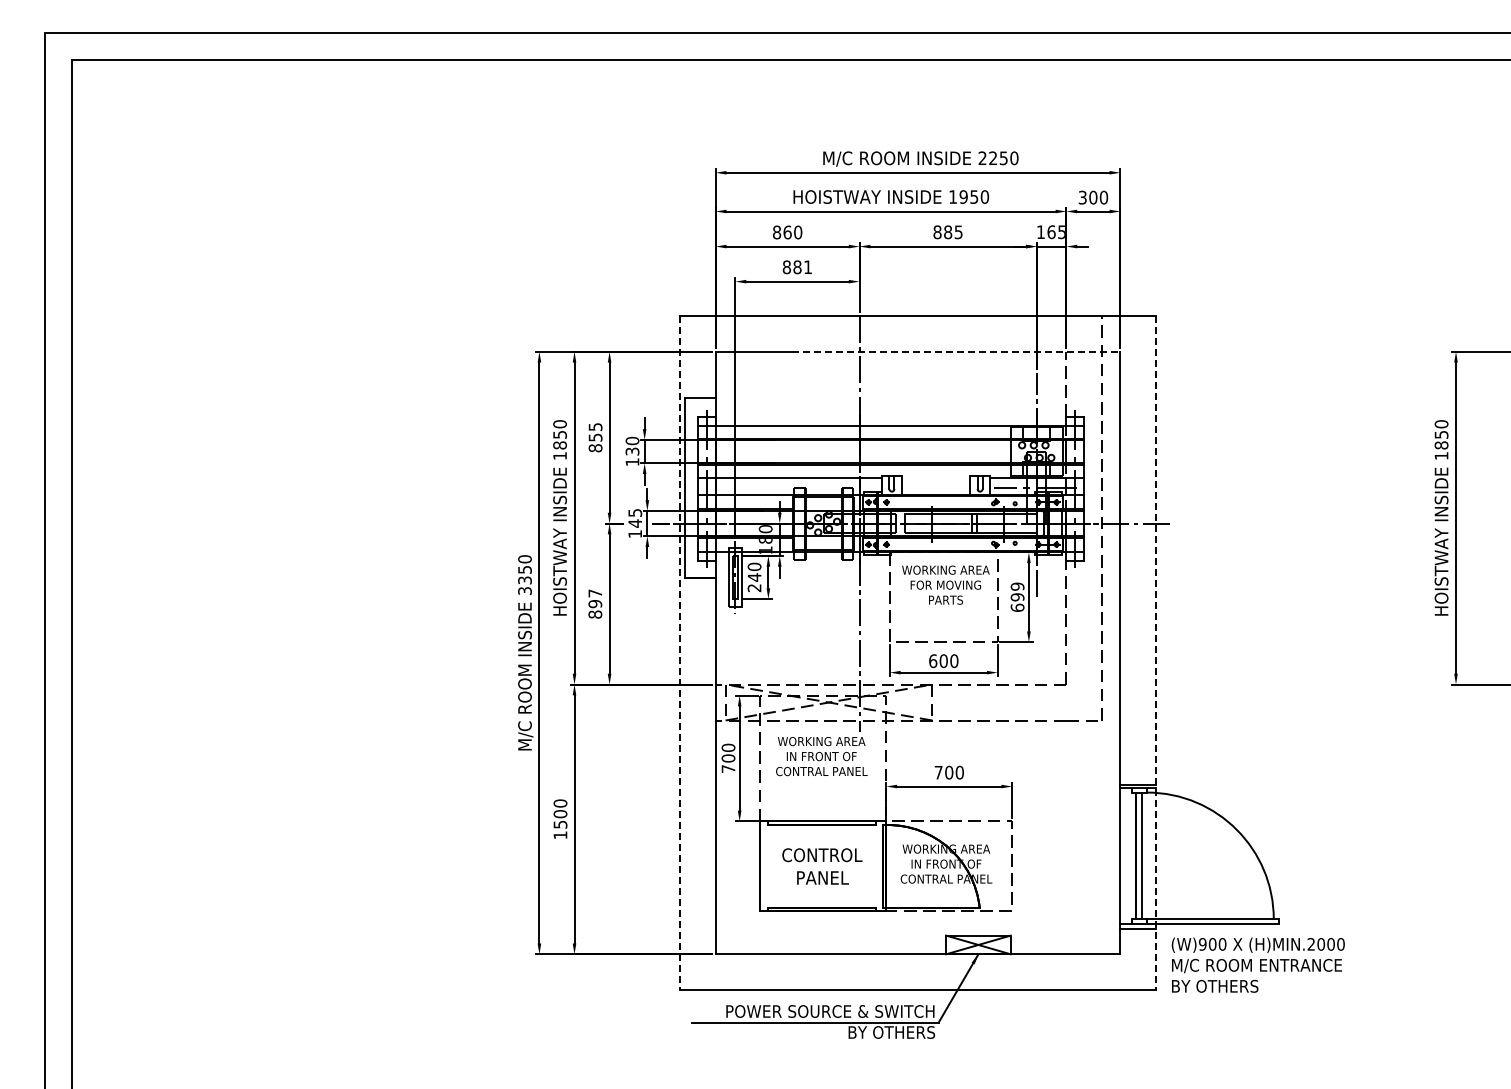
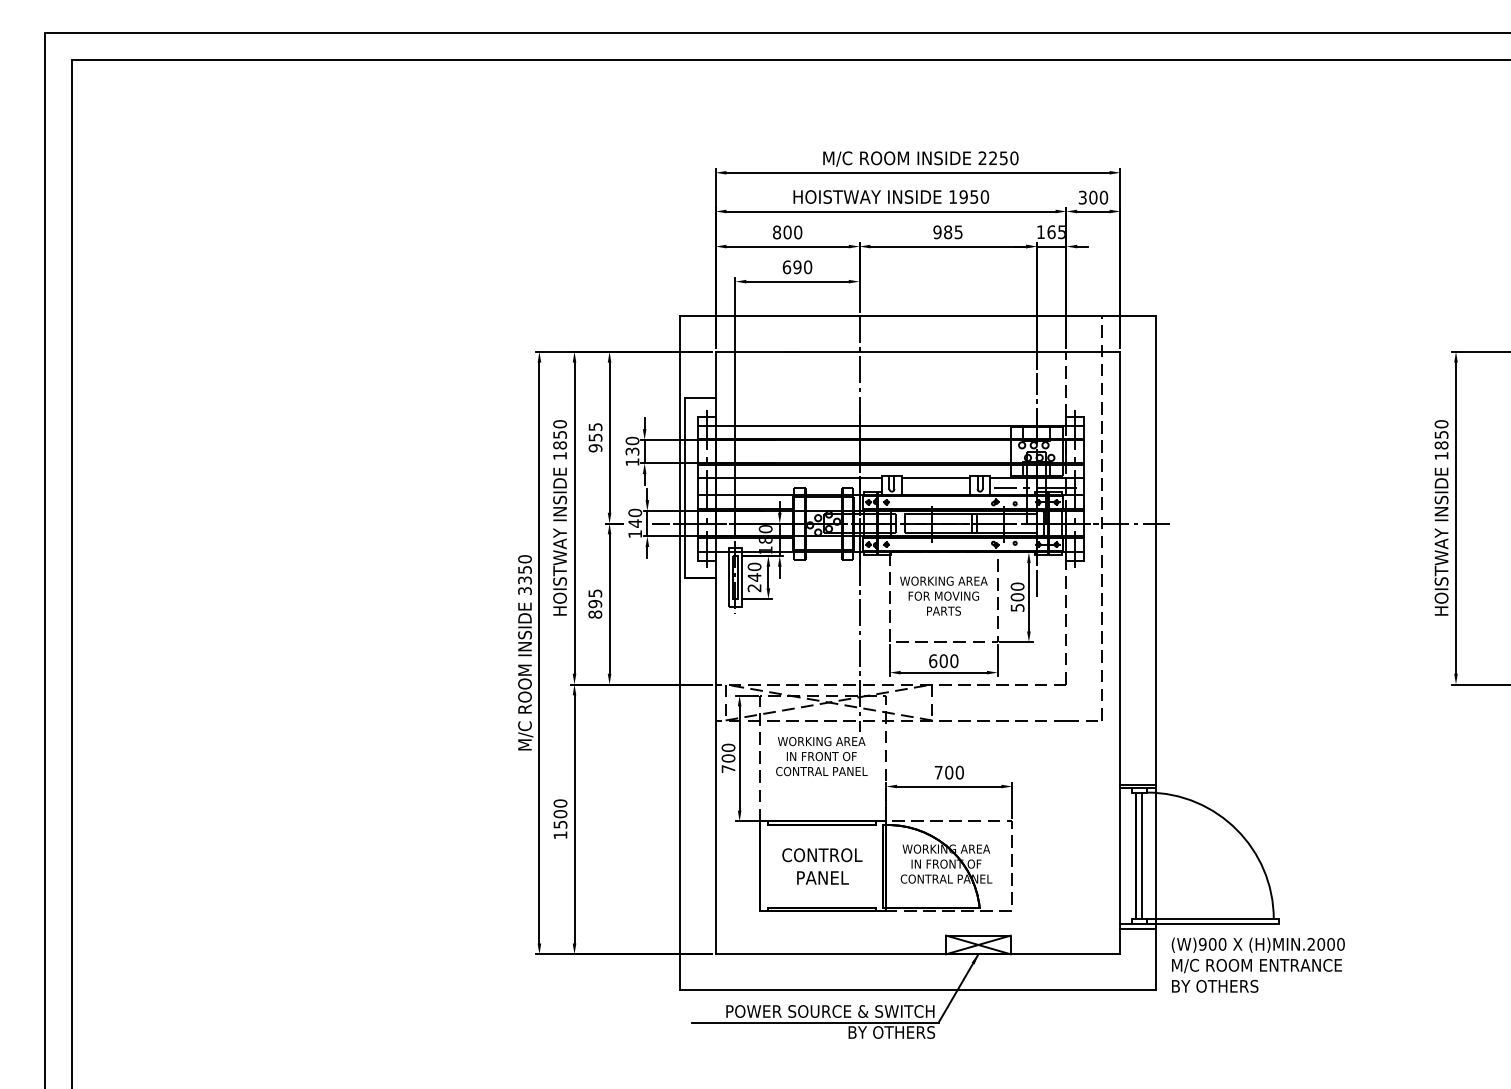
text: 860 -> 800 (787, 231)
text: 885 -> 985 (937, 232)
text: 881 -> 690 (797, 267)
line: dashed -> solid (956, 351)
text: 855 -> 955 (595, 448)
line: none -> present (935, 477)
text: 145 -> 140 (635, 512)
text position: (945, 584) -> (943, 595) (943, 595)
text: 897 -> 895 (595, 593)
text: 699 -> 500 (1017, 596)
line: dashed -> solid (679, 653)
line: dashed -> solid (1156, 653)
